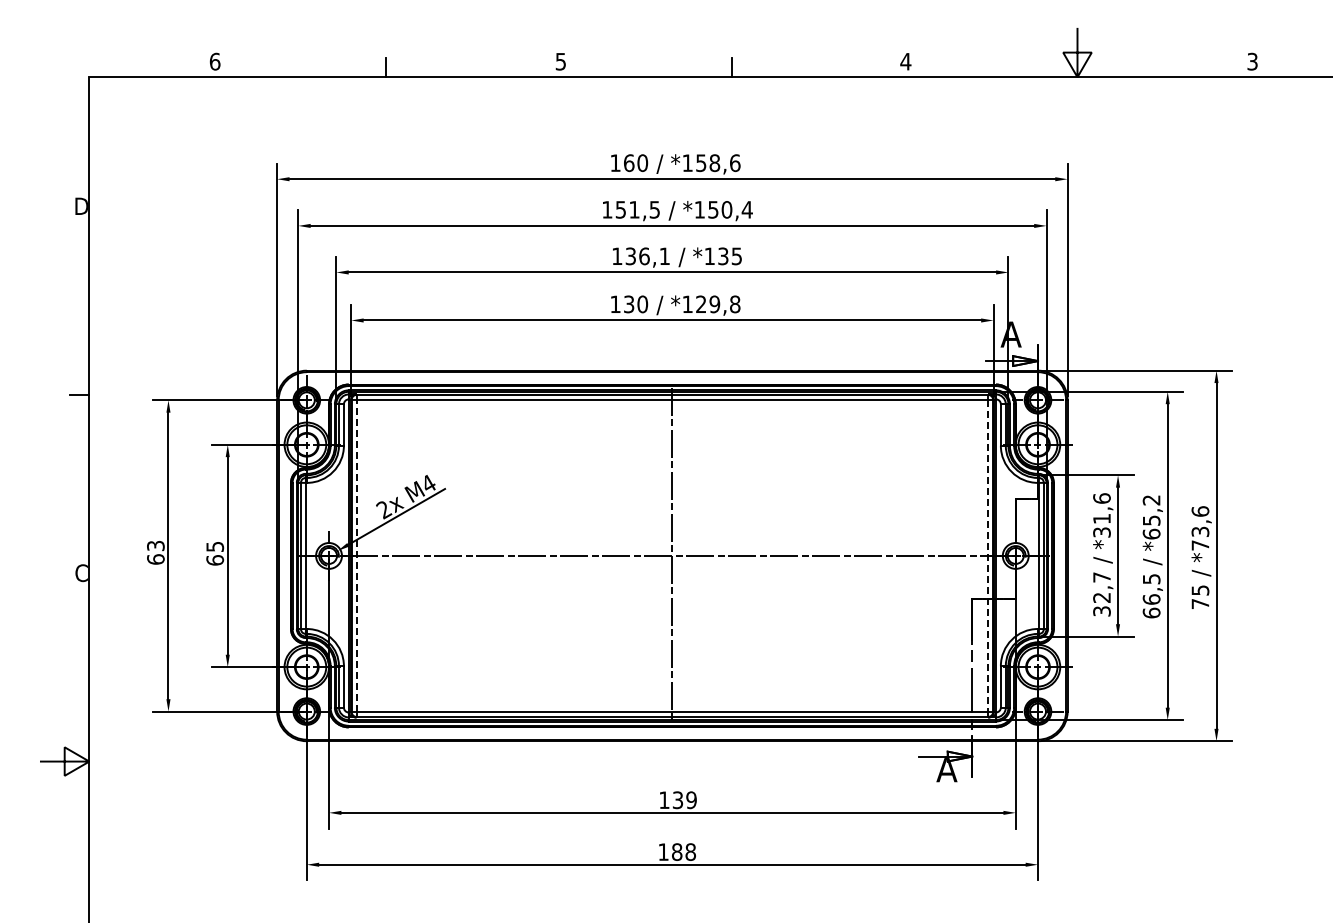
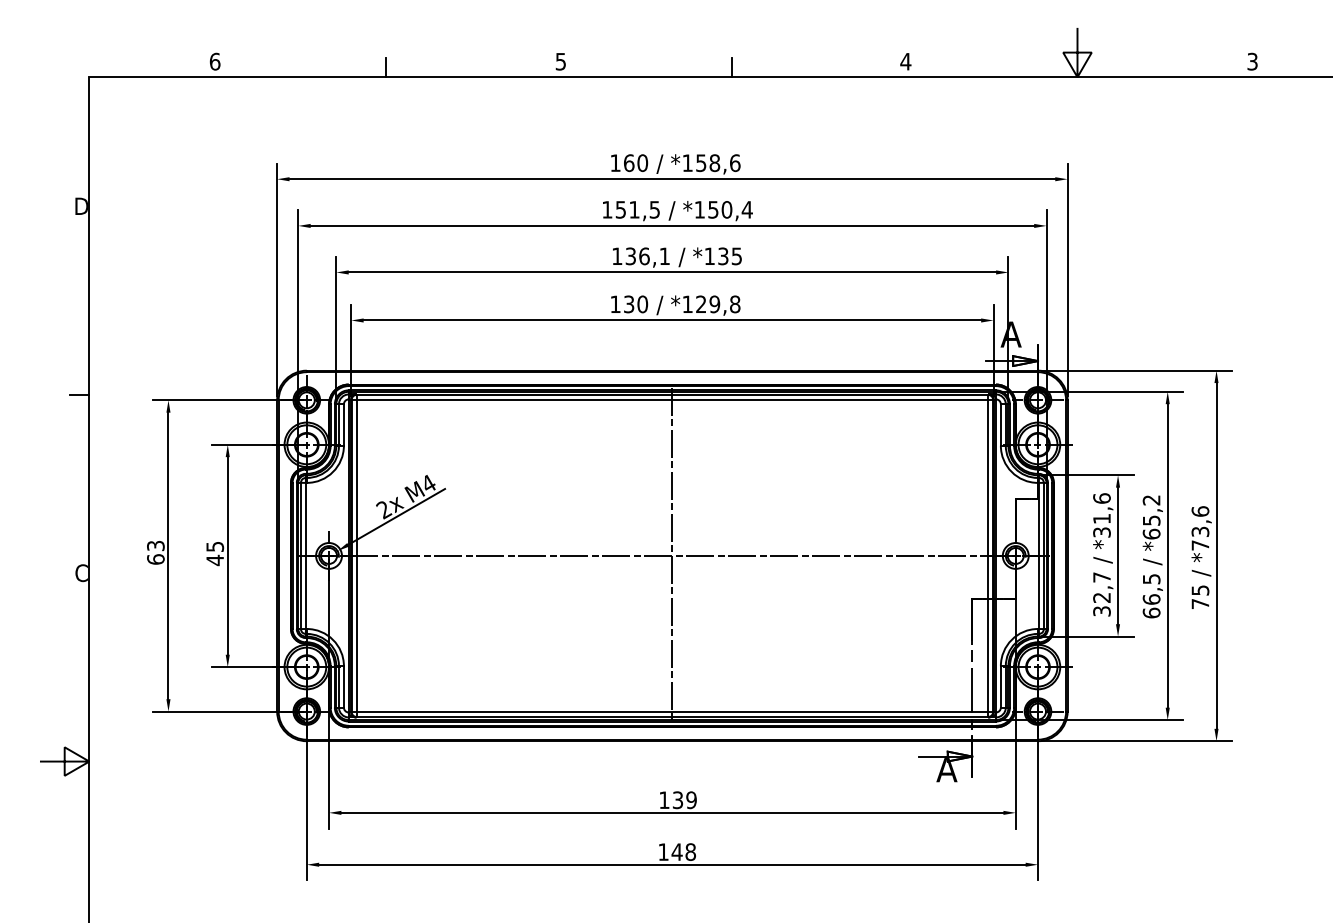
line: dashed -> solid (356, 555)
line: dashed -> solid (988, 556)
text: 65 -> 45 (215, 560)
text: 188 -> 148 (676, 851)
